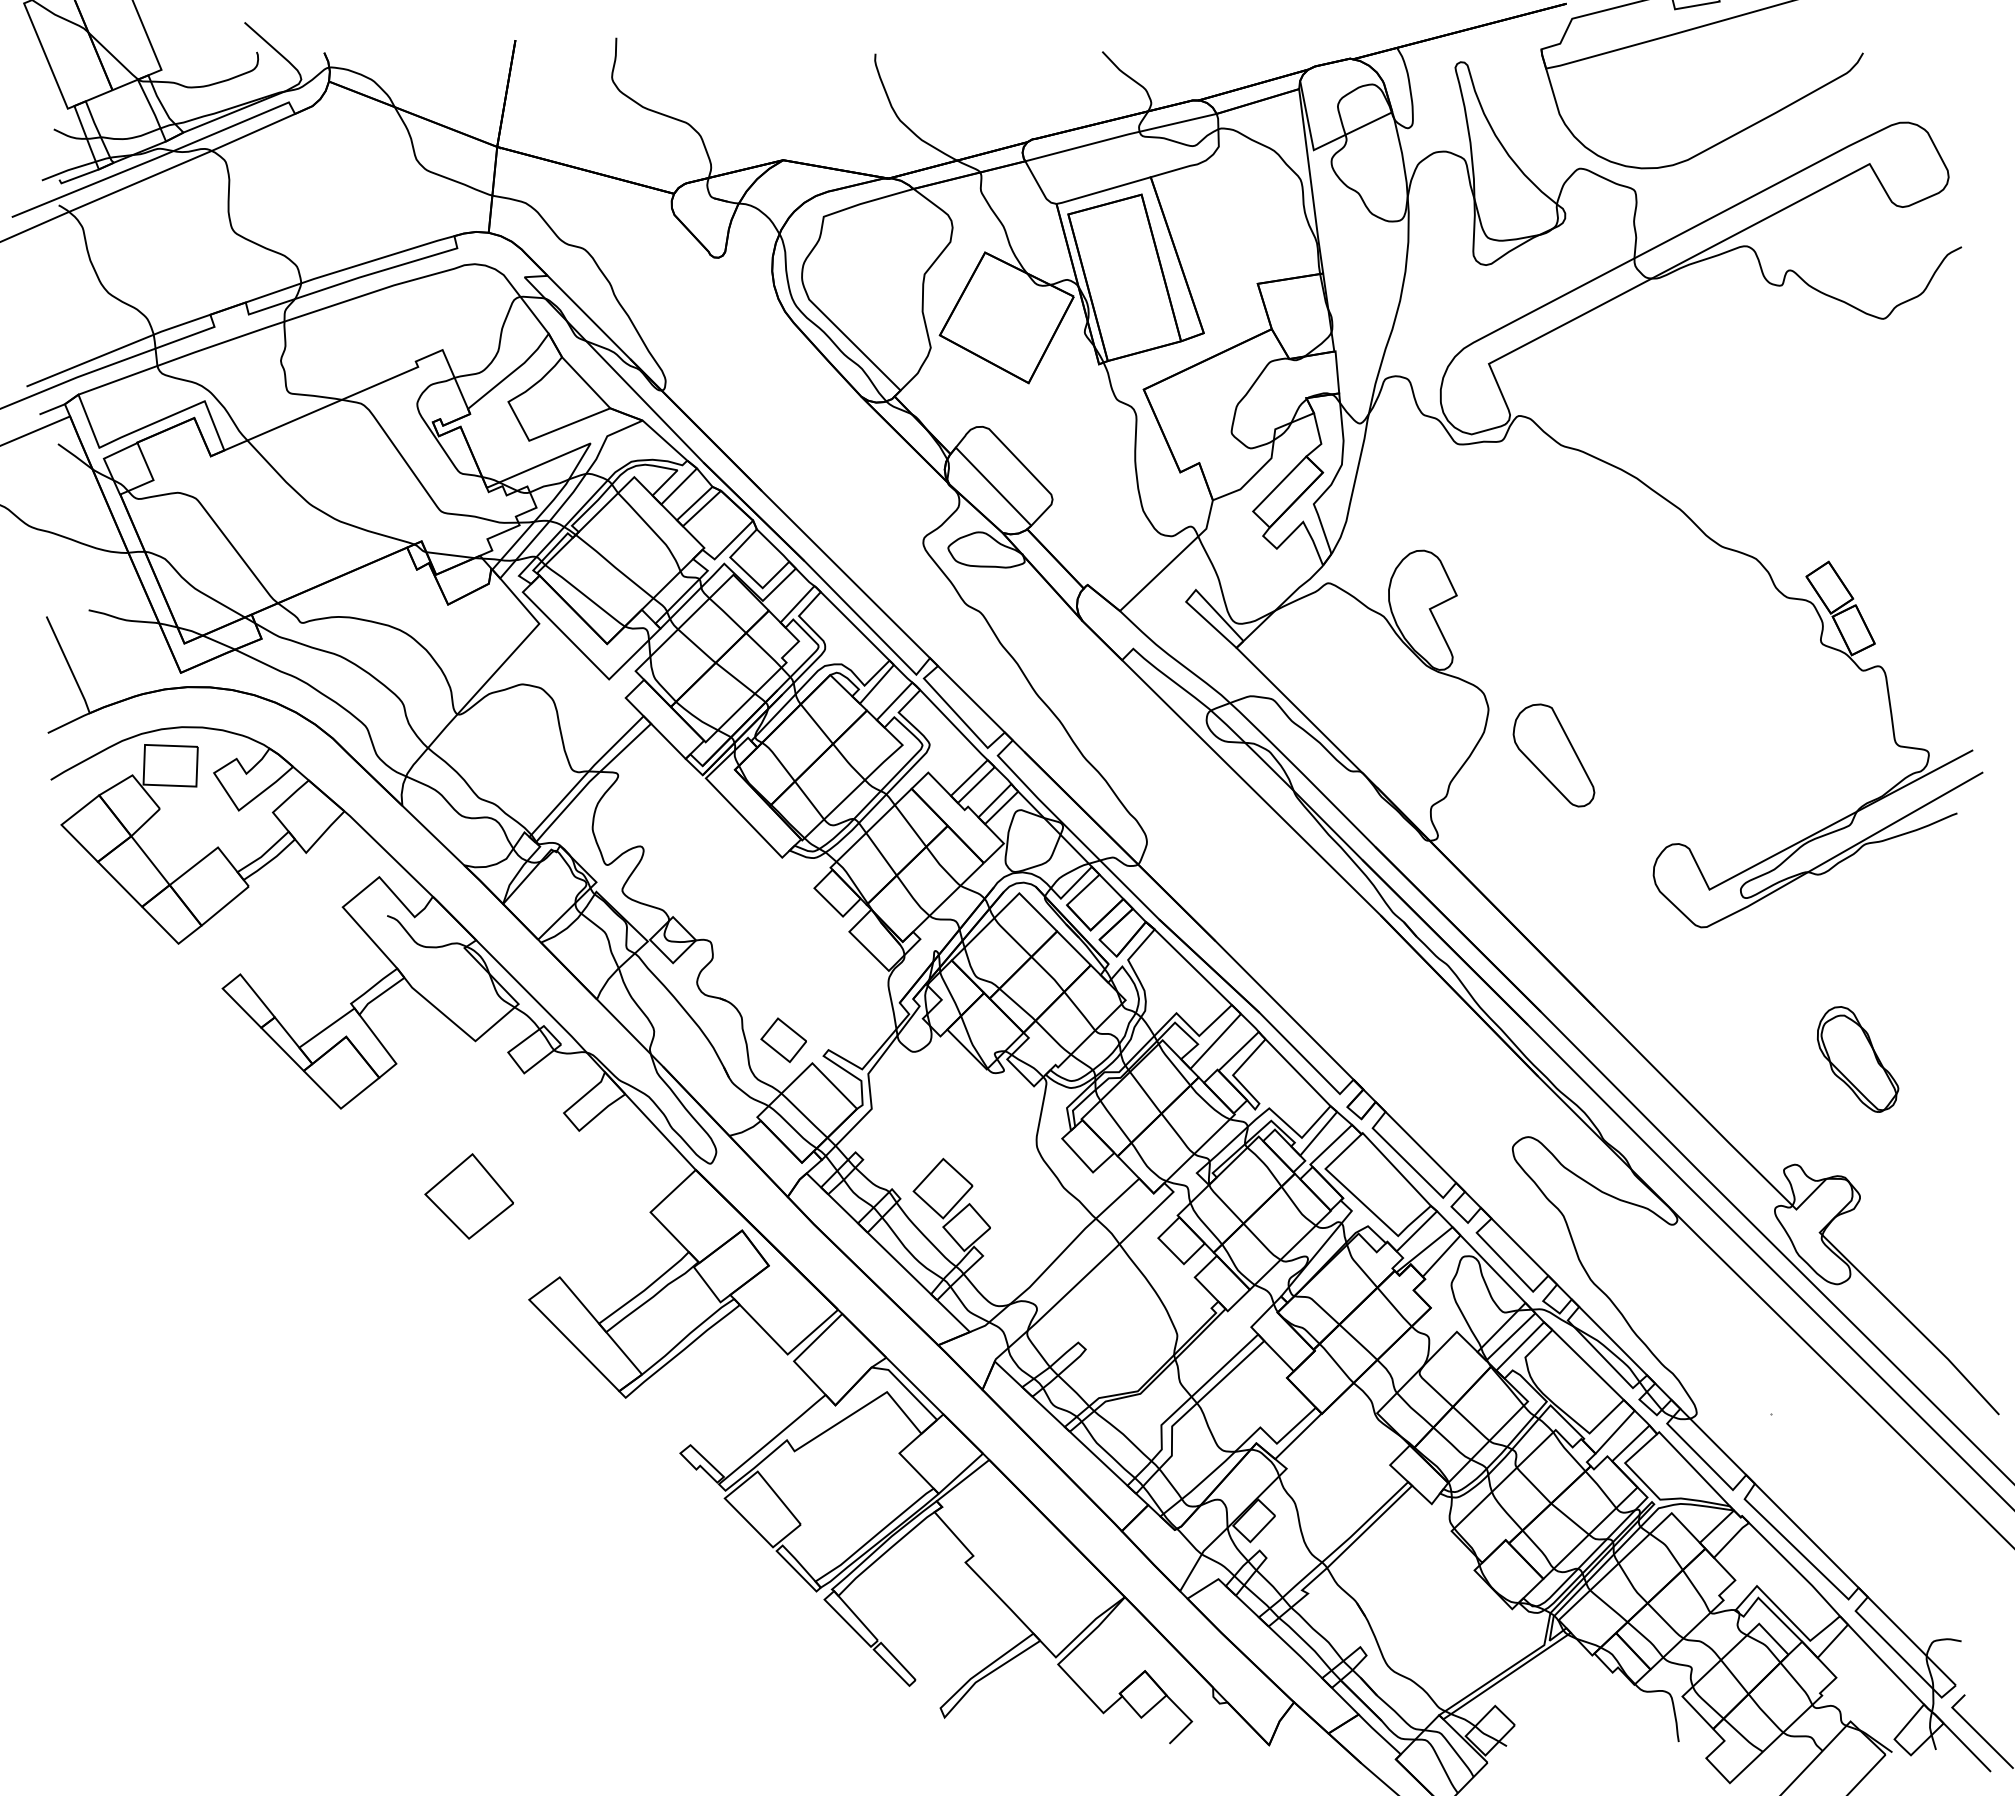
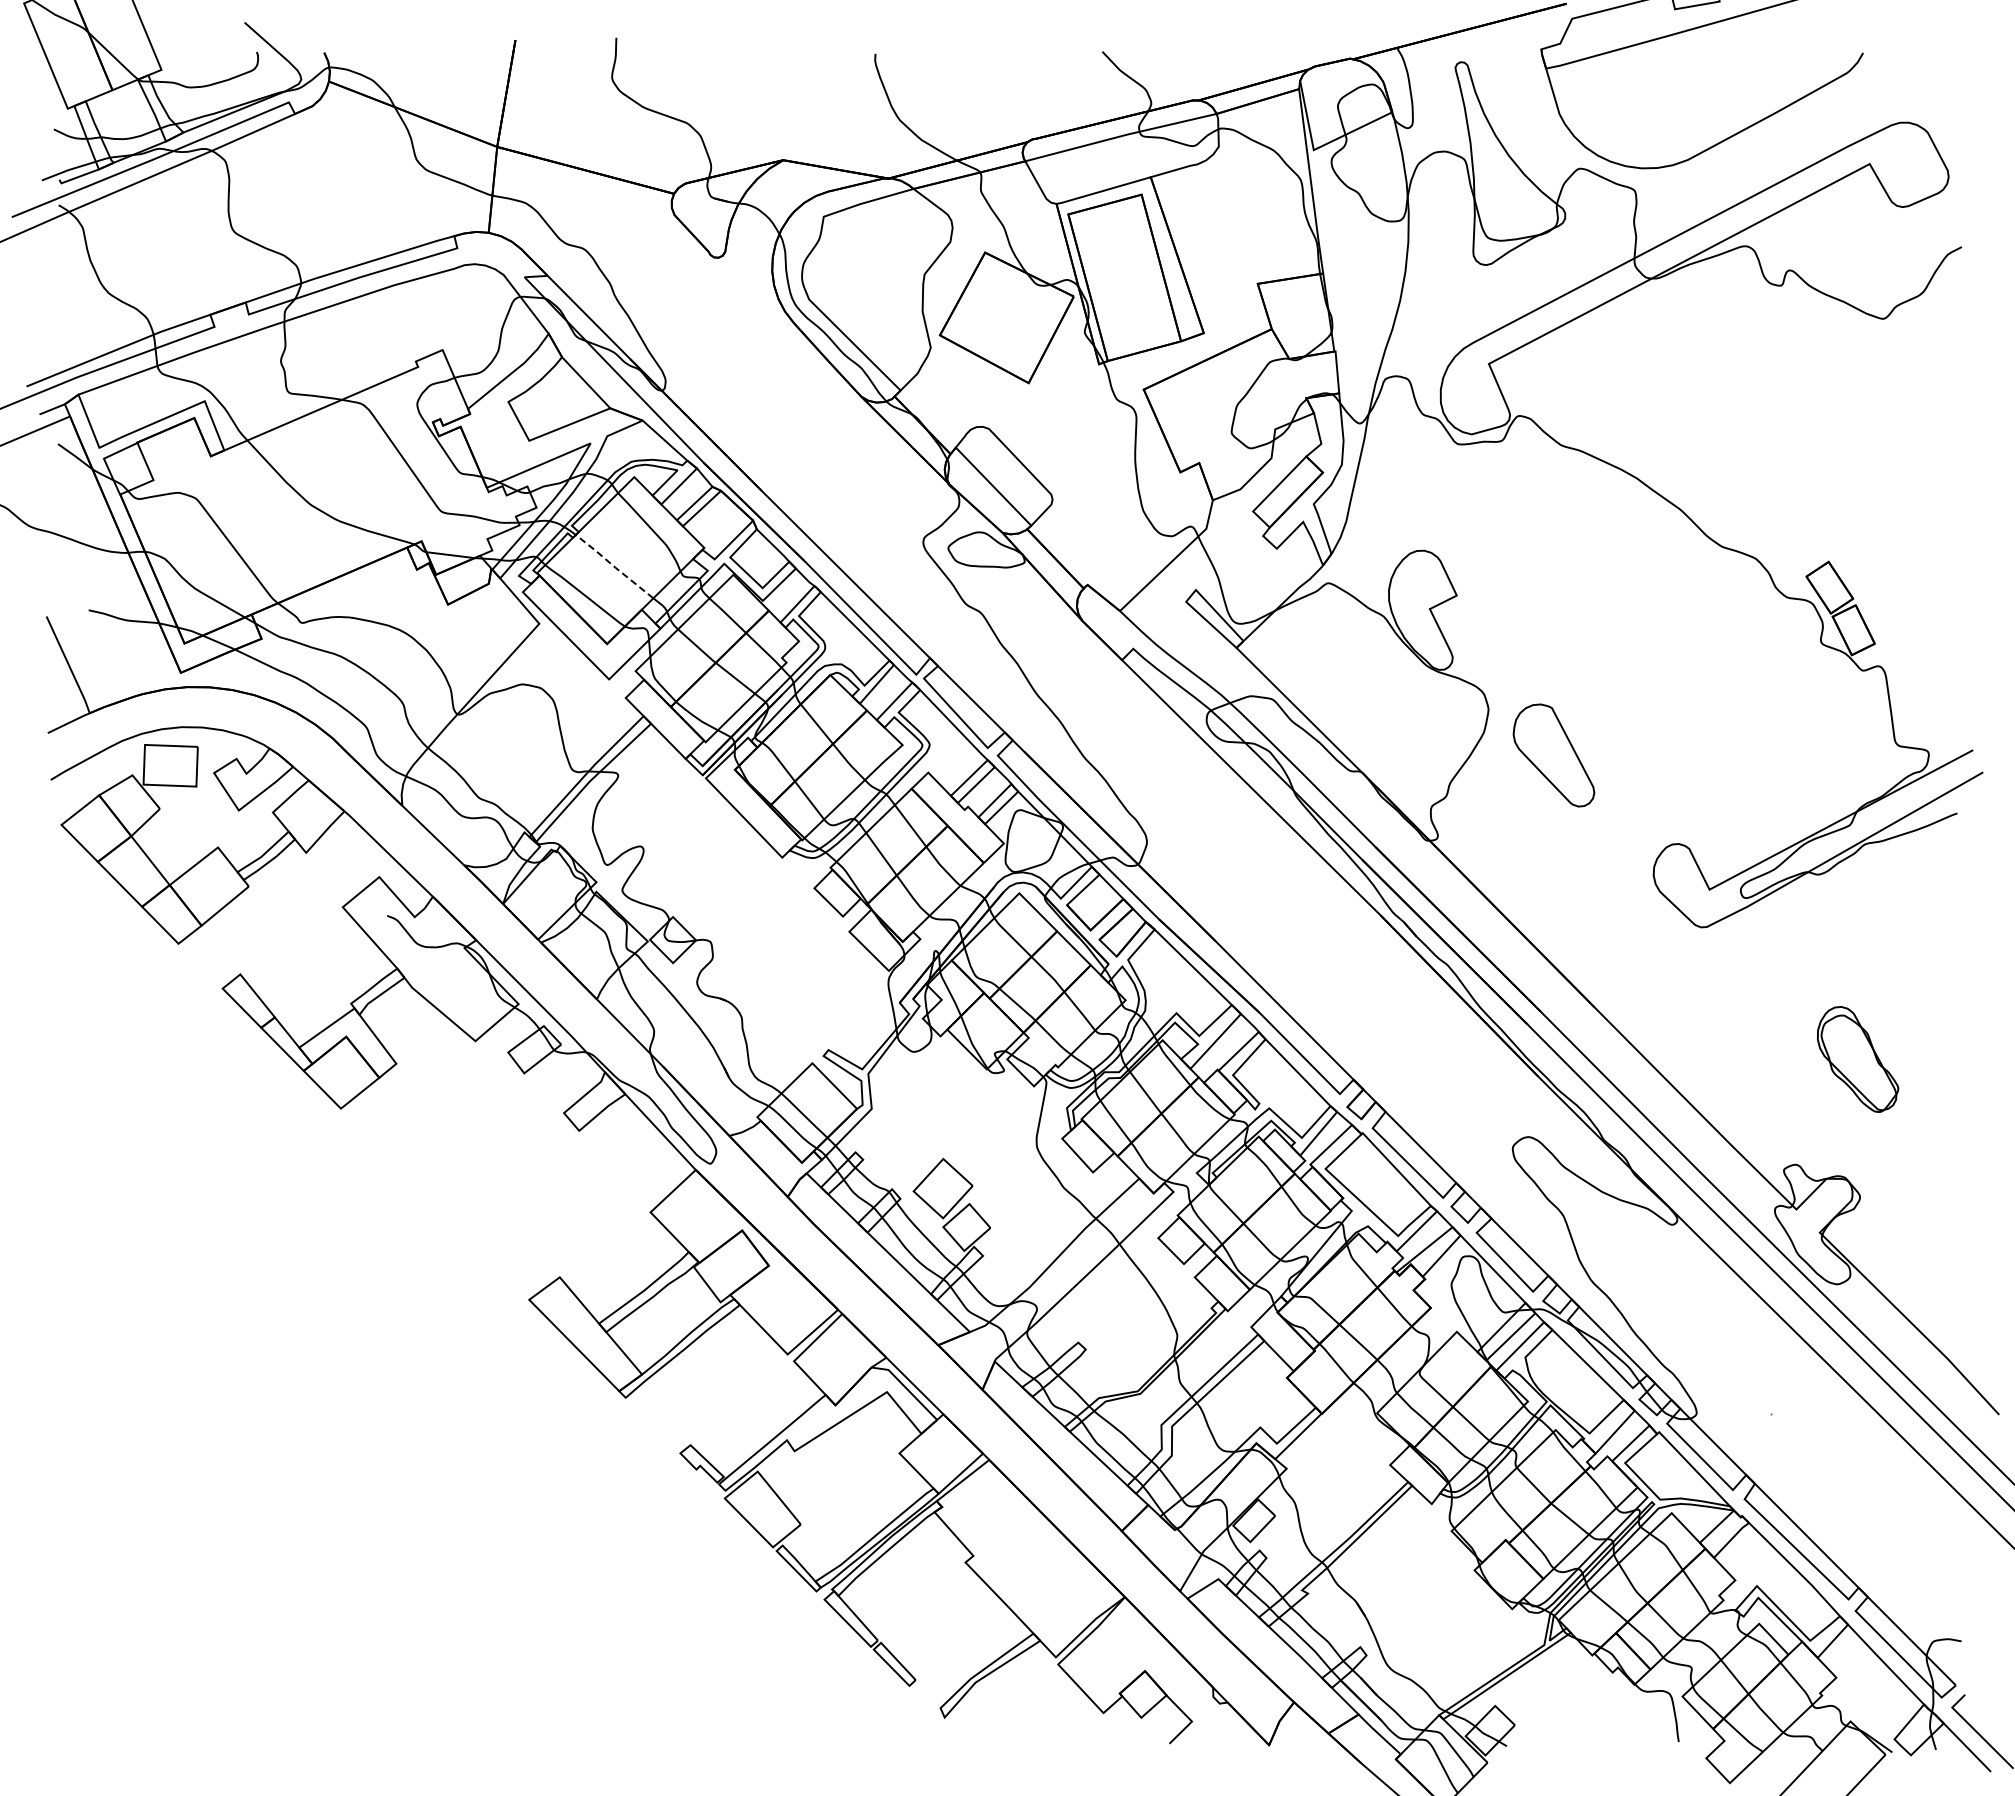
line: solid -> dashed (614, 566)
part: present -> none (783, 1039)
part: present -> none (468, 1196)
